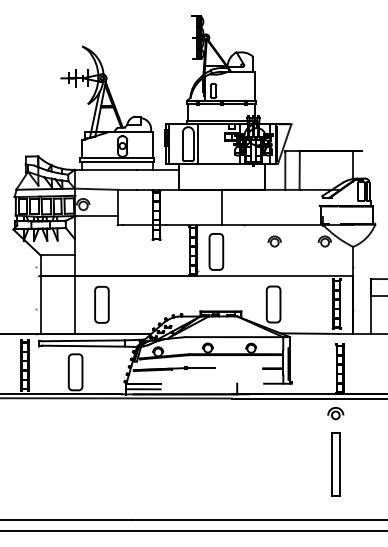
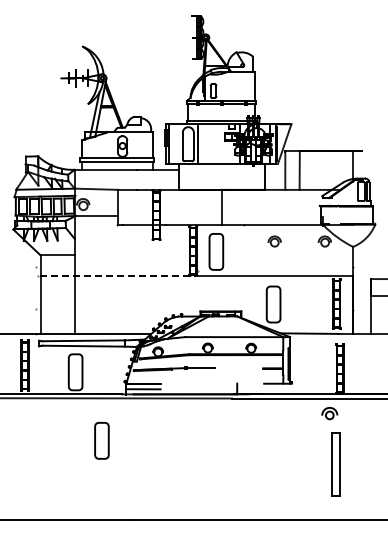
line: solid -> dashed (117, 276)
part position: (101, 304) -> (101, 440) (101, 440)
part position: (335, 413) -> (329, 413) (329, 413)
line: present -> none (193, 530)
